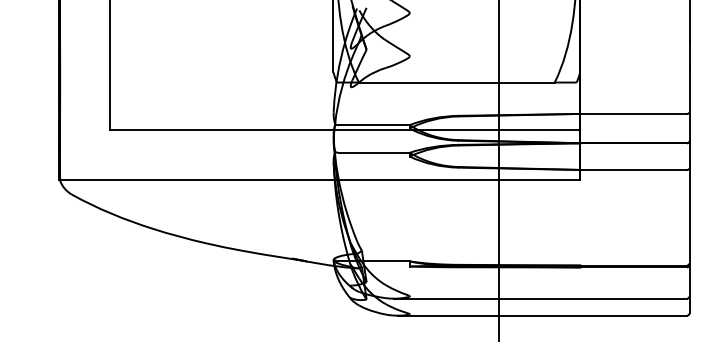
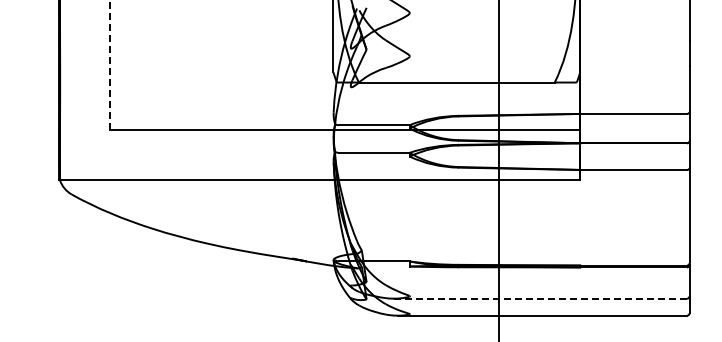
line: solid -> dashed (109, 65)
line: solid -> dashed (540, 298)
